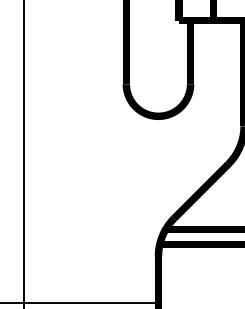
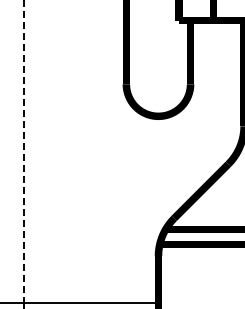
line: solid -> dashed (23, 151)
